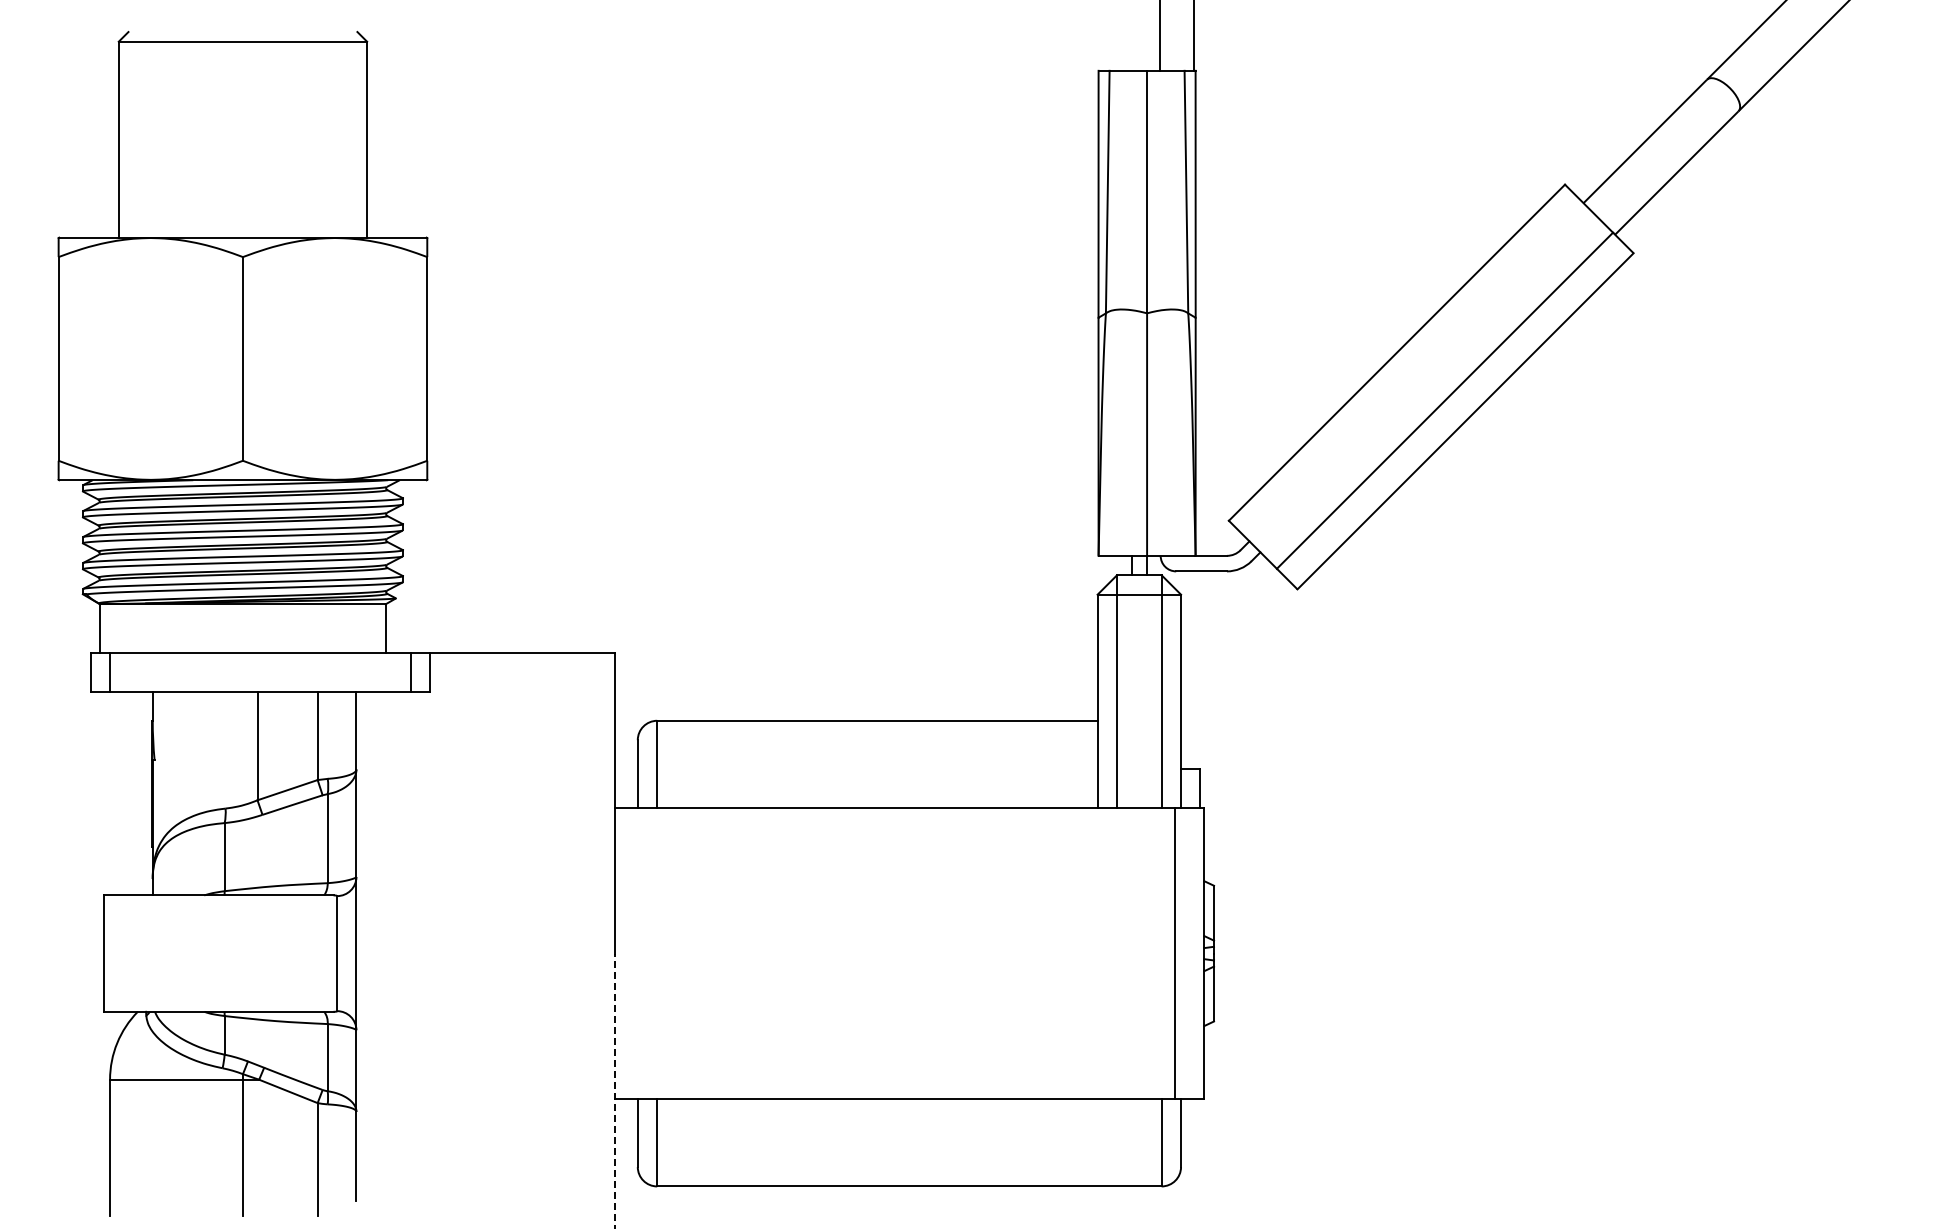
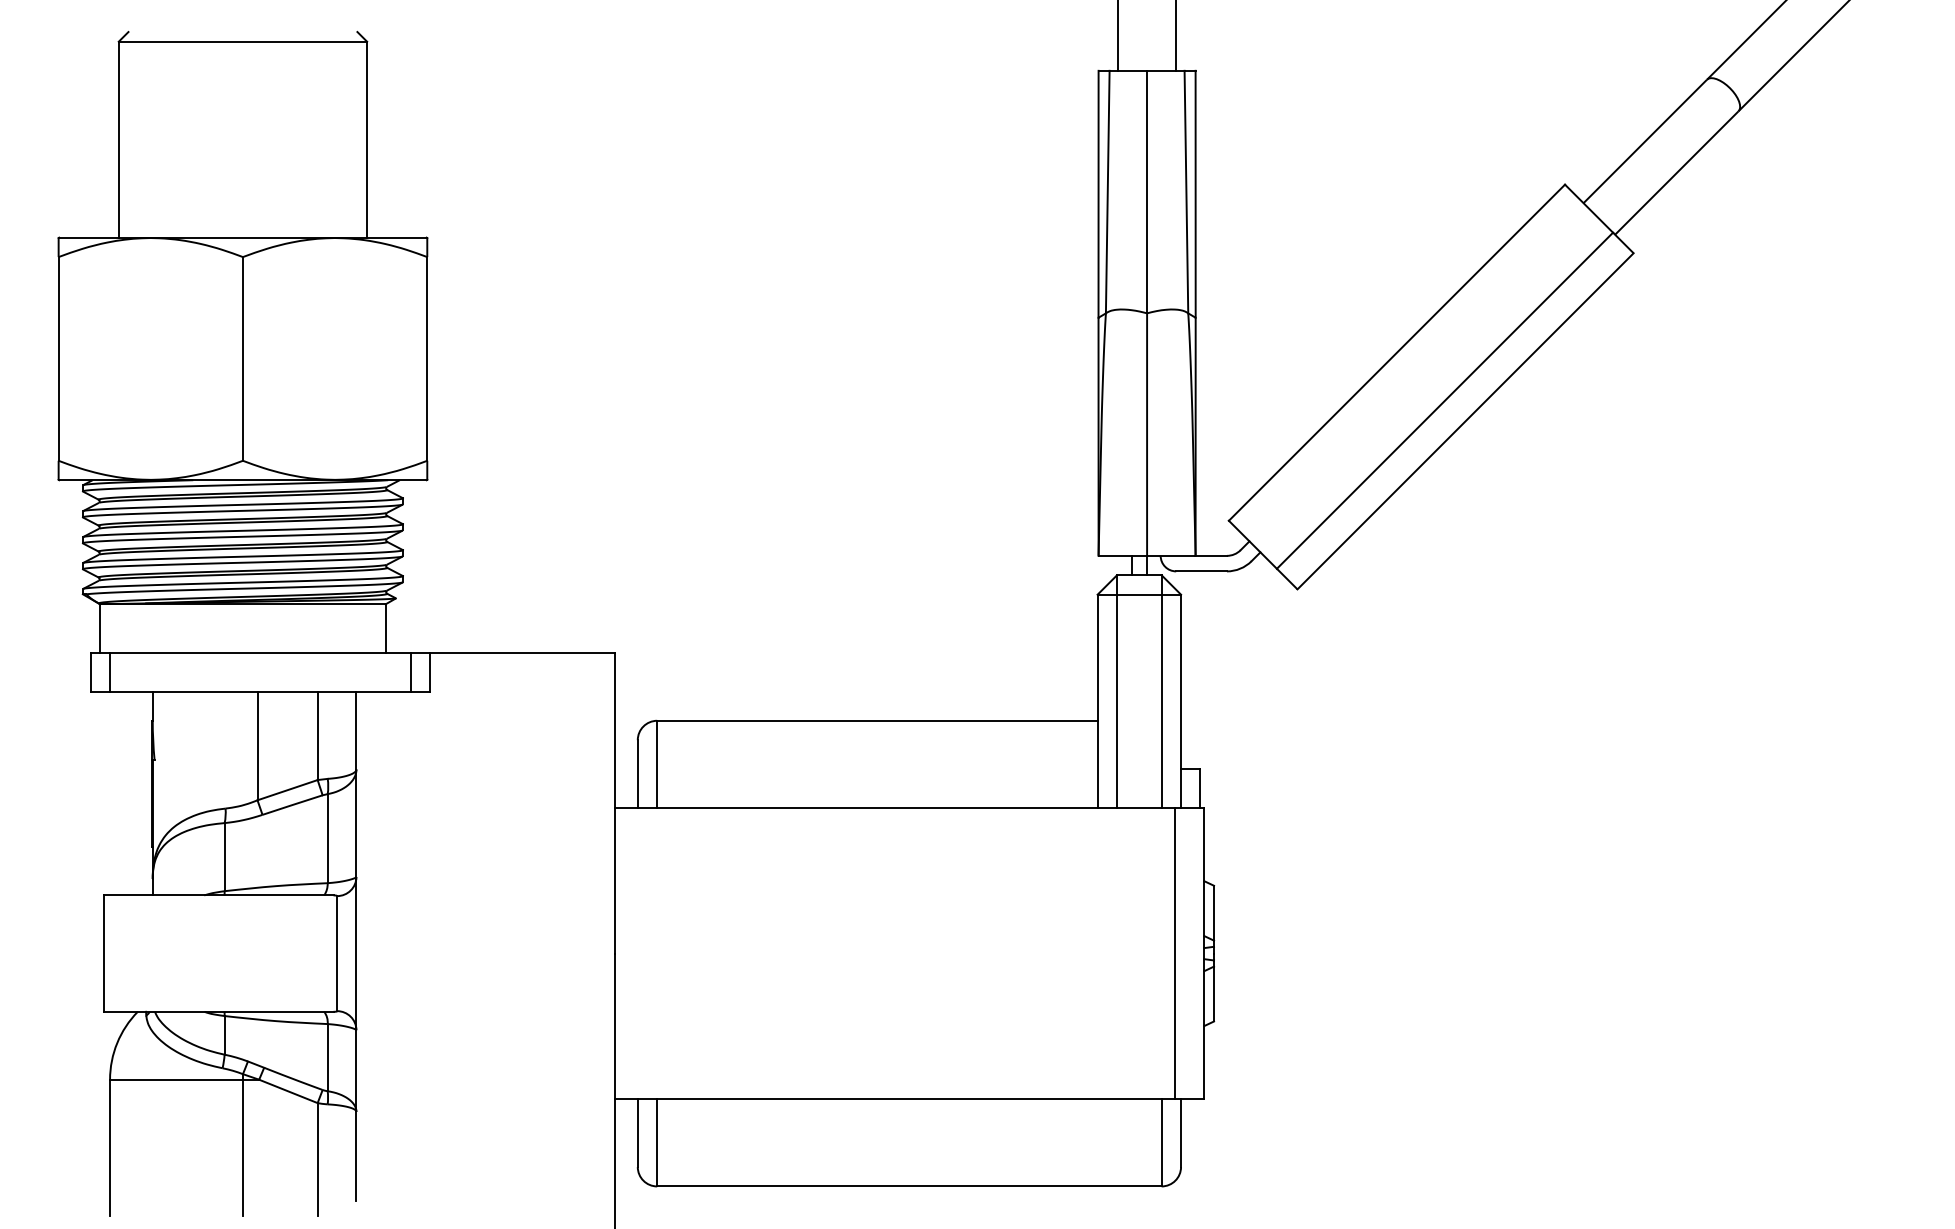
line position: (1159, 36) -> (1117, 36) (1117, 36)
line position: (1194, 36) -> (1176, 36) (1176, 36)
line: dashed -> solid (614, 1090)
